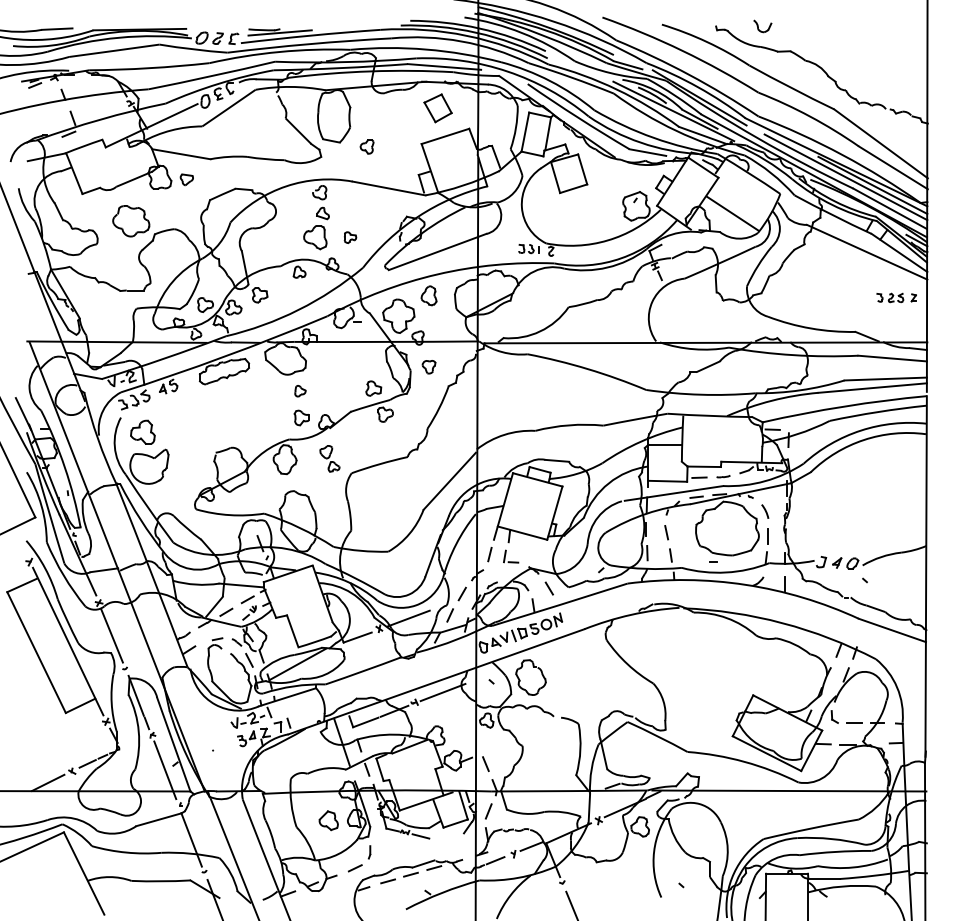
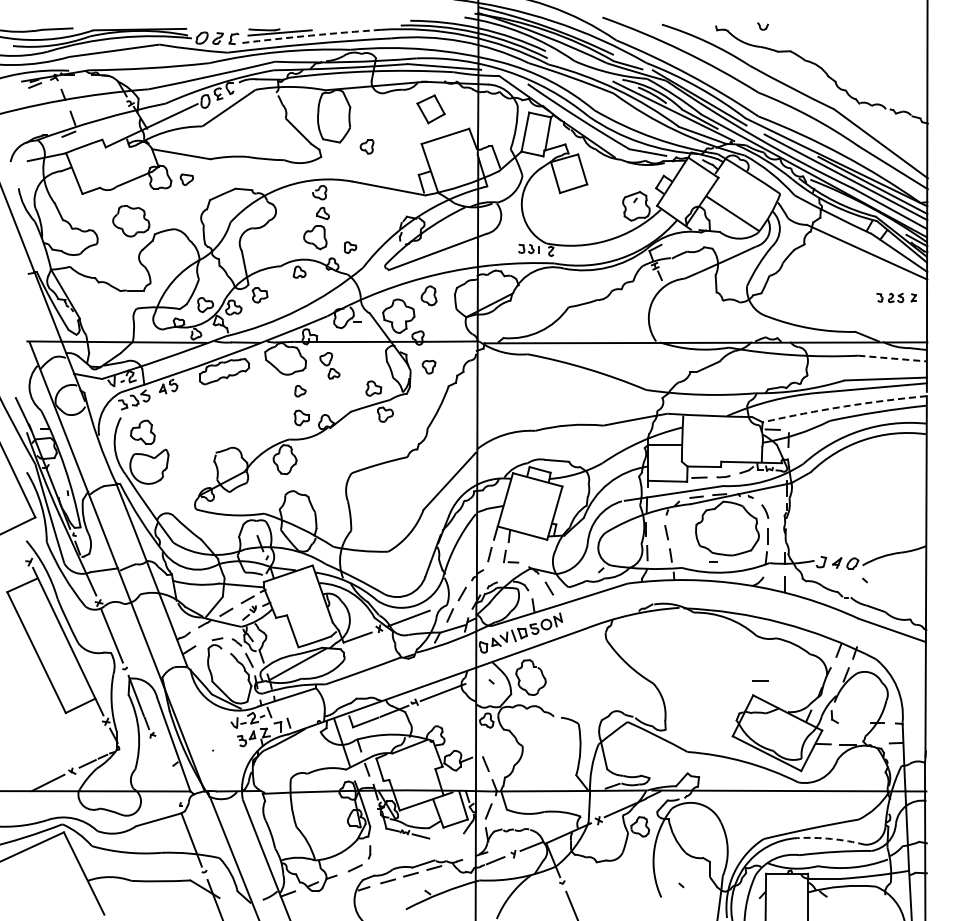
part size: 20x15 px -> 12x9 px (762, 26)
arc: solid -> dashed (310, 35)
part position: (437, 108) -> (430, 109) (430, 109)
part position: (350, 237) -> (350, 247) (350, 247)
line: solid -> dashed (893, 358)
arc: solid -> dashed (844, 406)
part position: (329, 458) -> (329, 365) (329, 365)
line position: (854, 722) -> (760, 680) (760, 680)
line: present -> none (165, 770)
part: present -> none (328, 820)
arc: solid -> dashed (831, 838)
